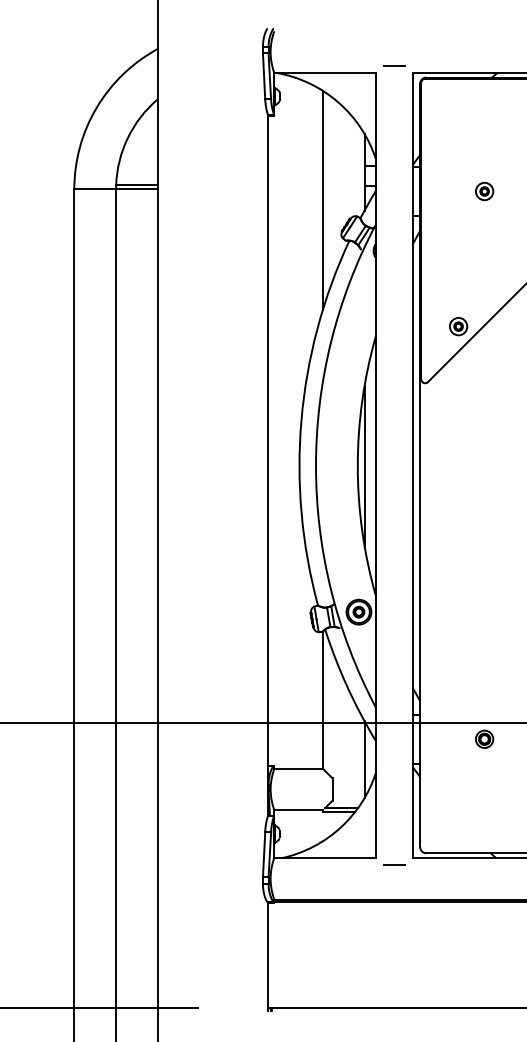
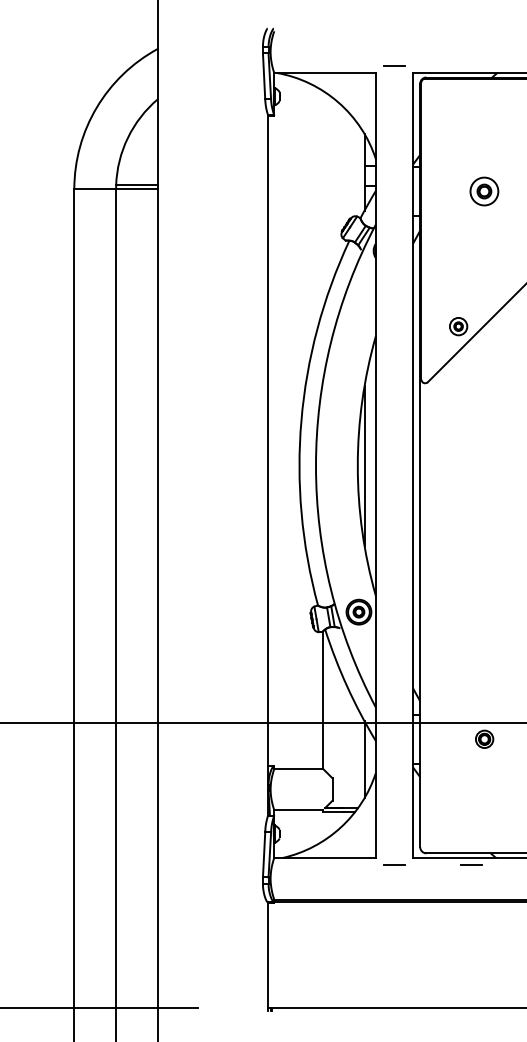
part size: 20x21 px -> 31x31 px (484, 191)
line: present -> none (322, 199)
line: none -> present (471, 864)
